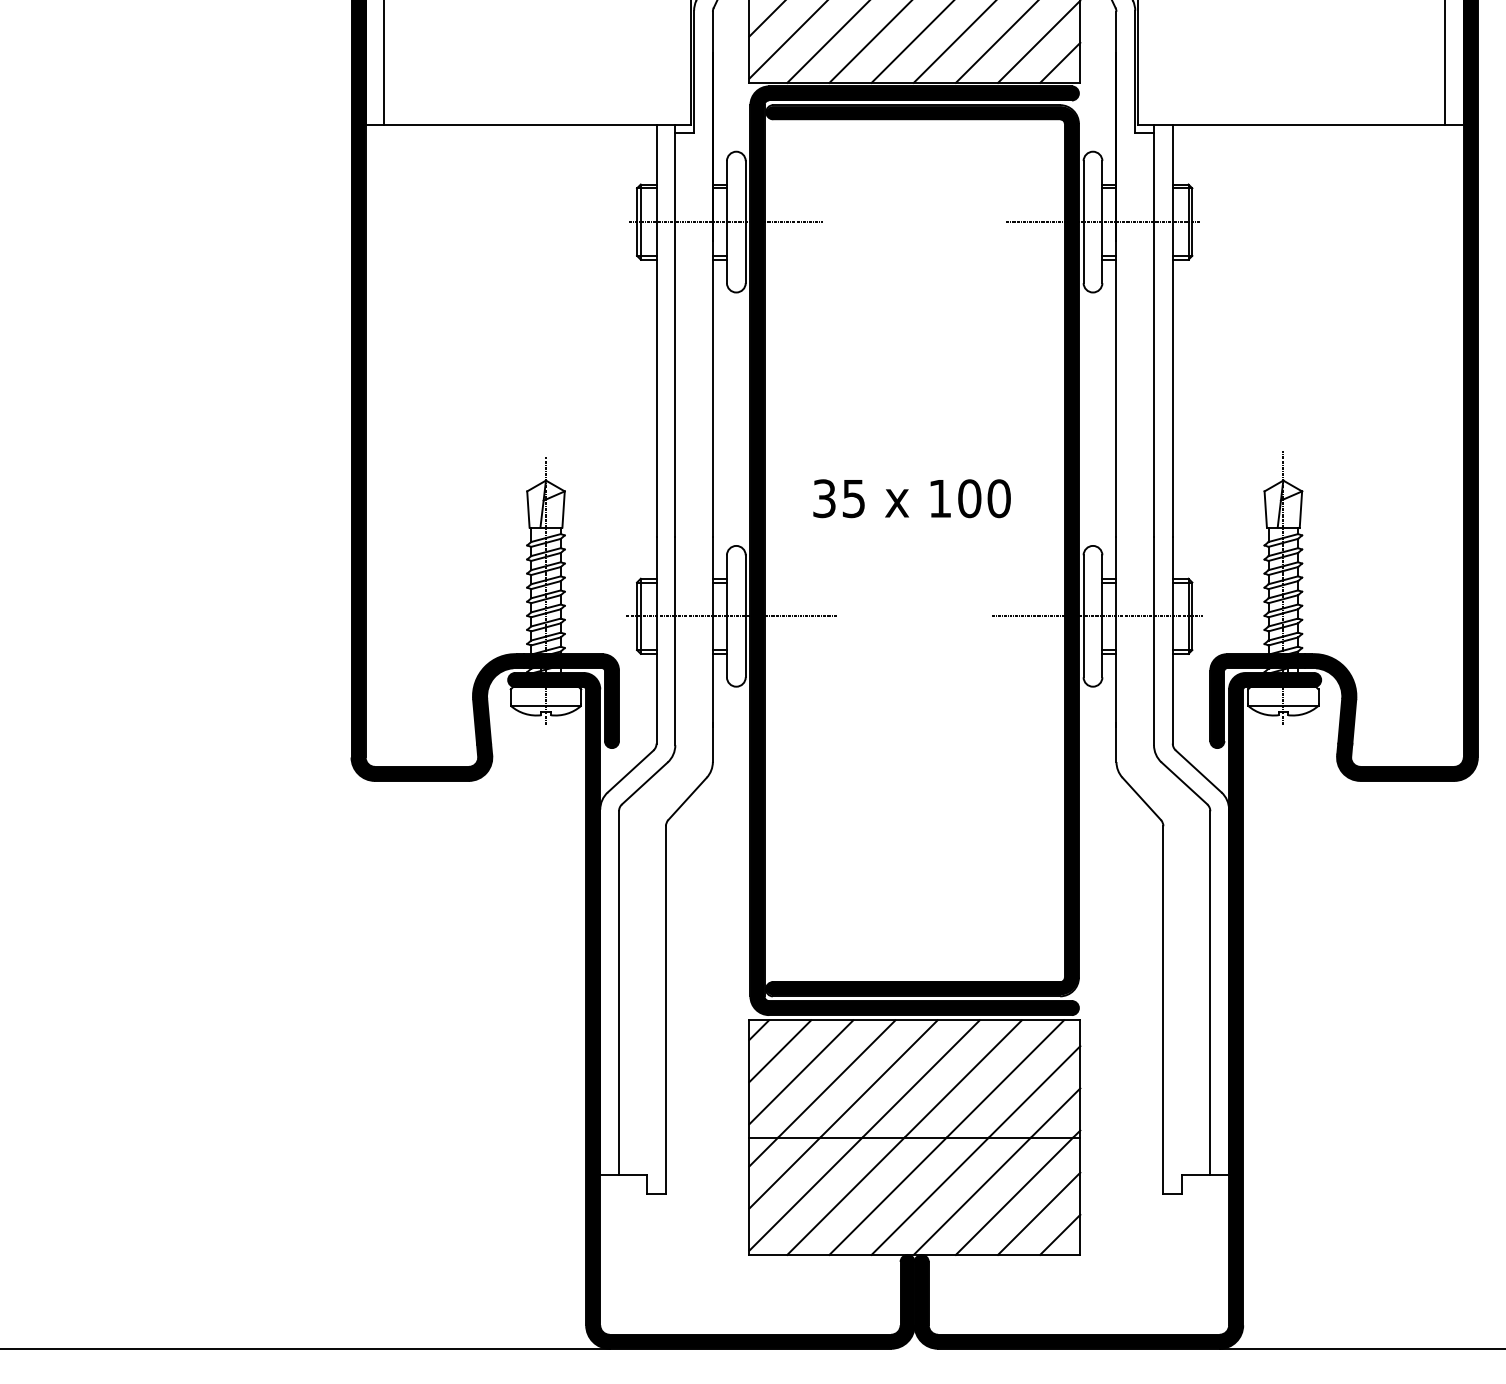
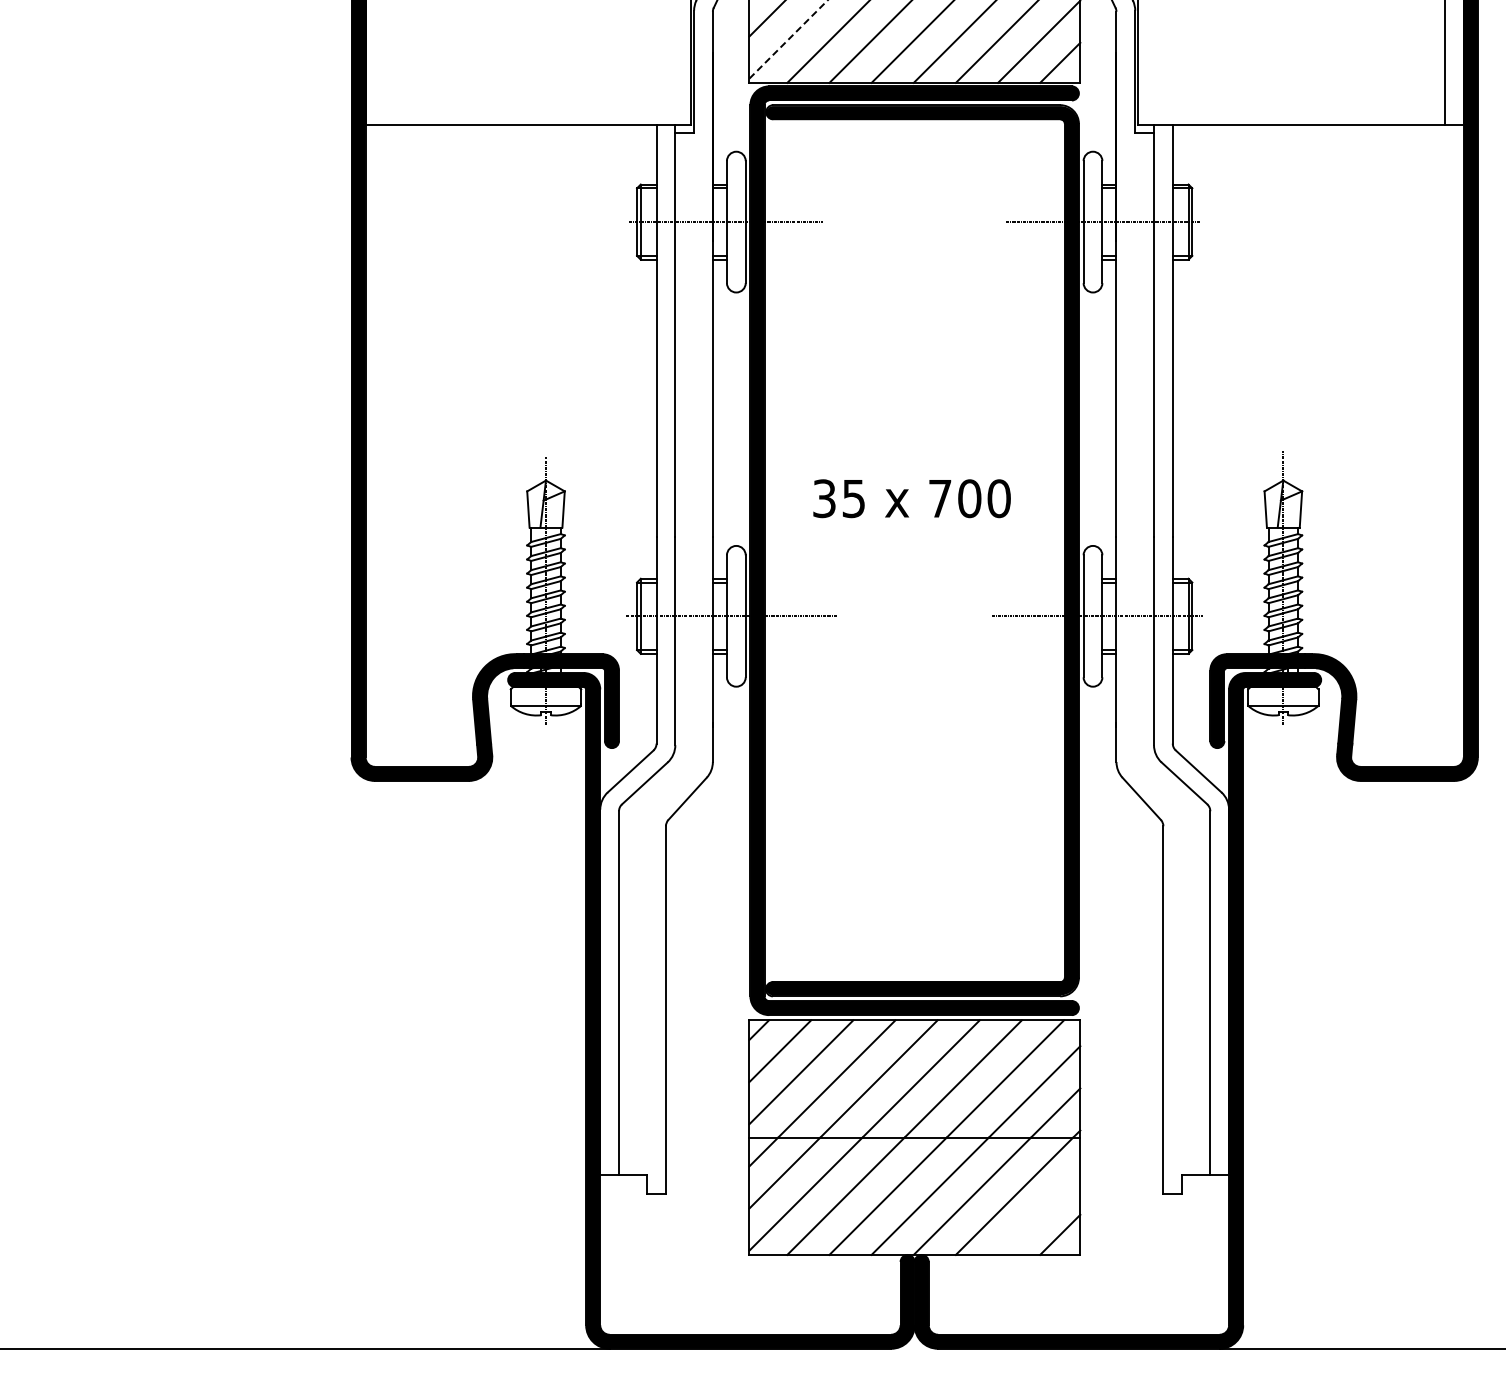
line: solid -> dashed (789, 39)
line: present -> none (384, 63)
text: 100 -> 700 (940, 498)
line: present -> none (1039, 1213)
